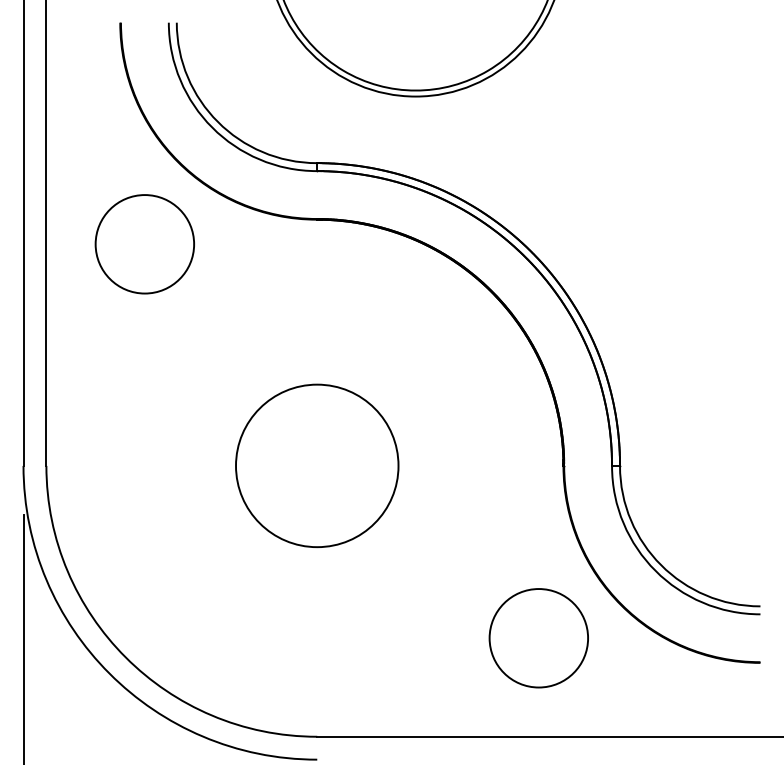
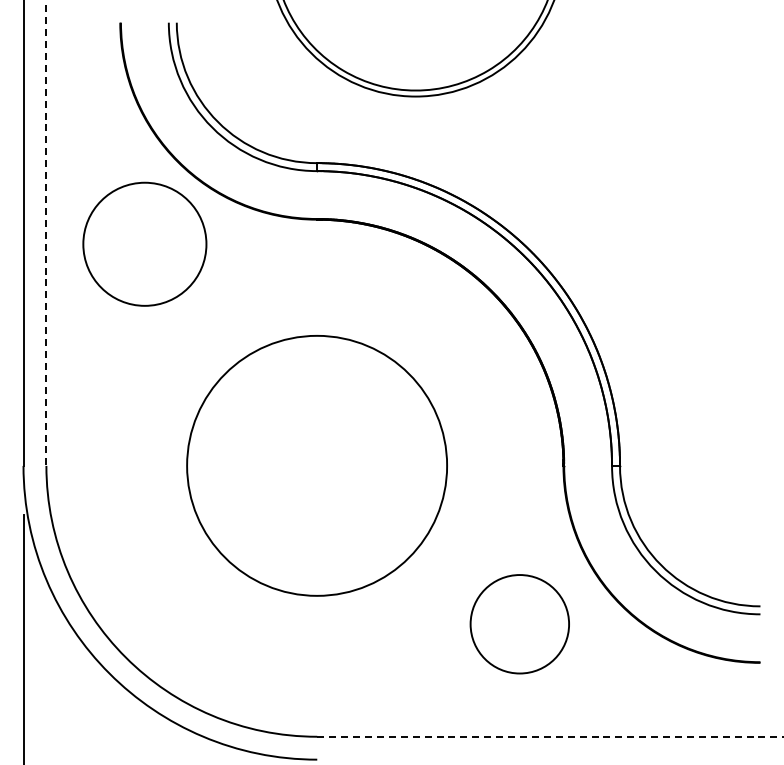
line: solid -> dashed (46, 233)
circle diameter: 98 px -> 123 px (144, 243)
circle size: 165x166 px -> 262x262 px (316, 465)
circle position: (538, 638) -> (519, 624) (519, 624)
line: solid -> dashed (551, 736)
